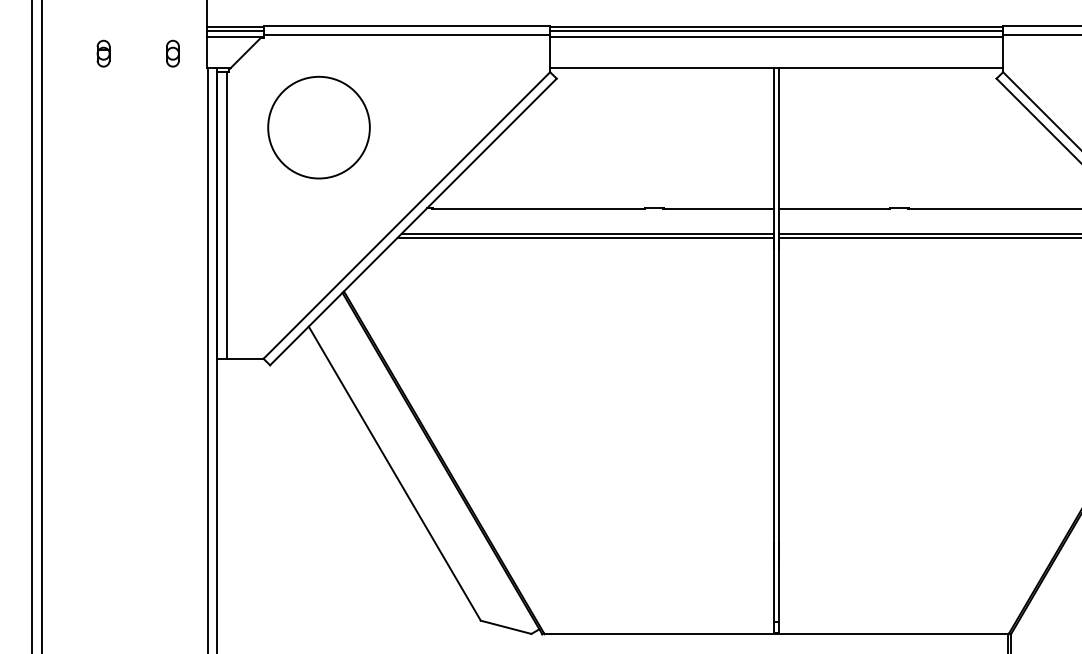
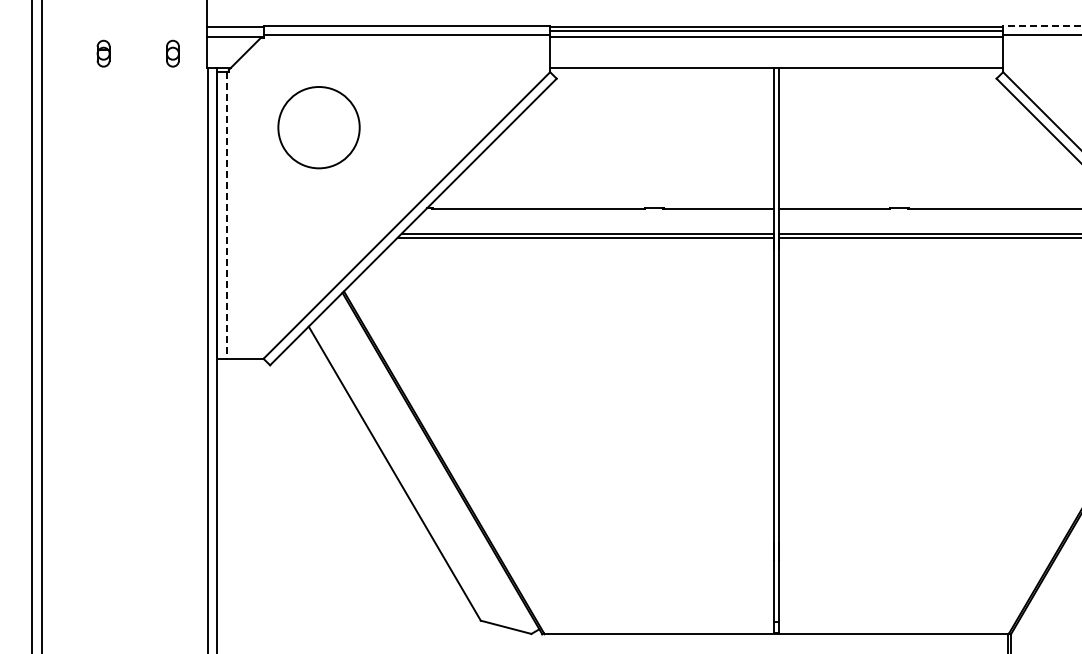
line: solid -> dashed (1042, 25)
line: present -> none (235, 30)
circle diameter: 102 px -> 81 px (318, 127)
line: solid -> dashed (226, 216)
